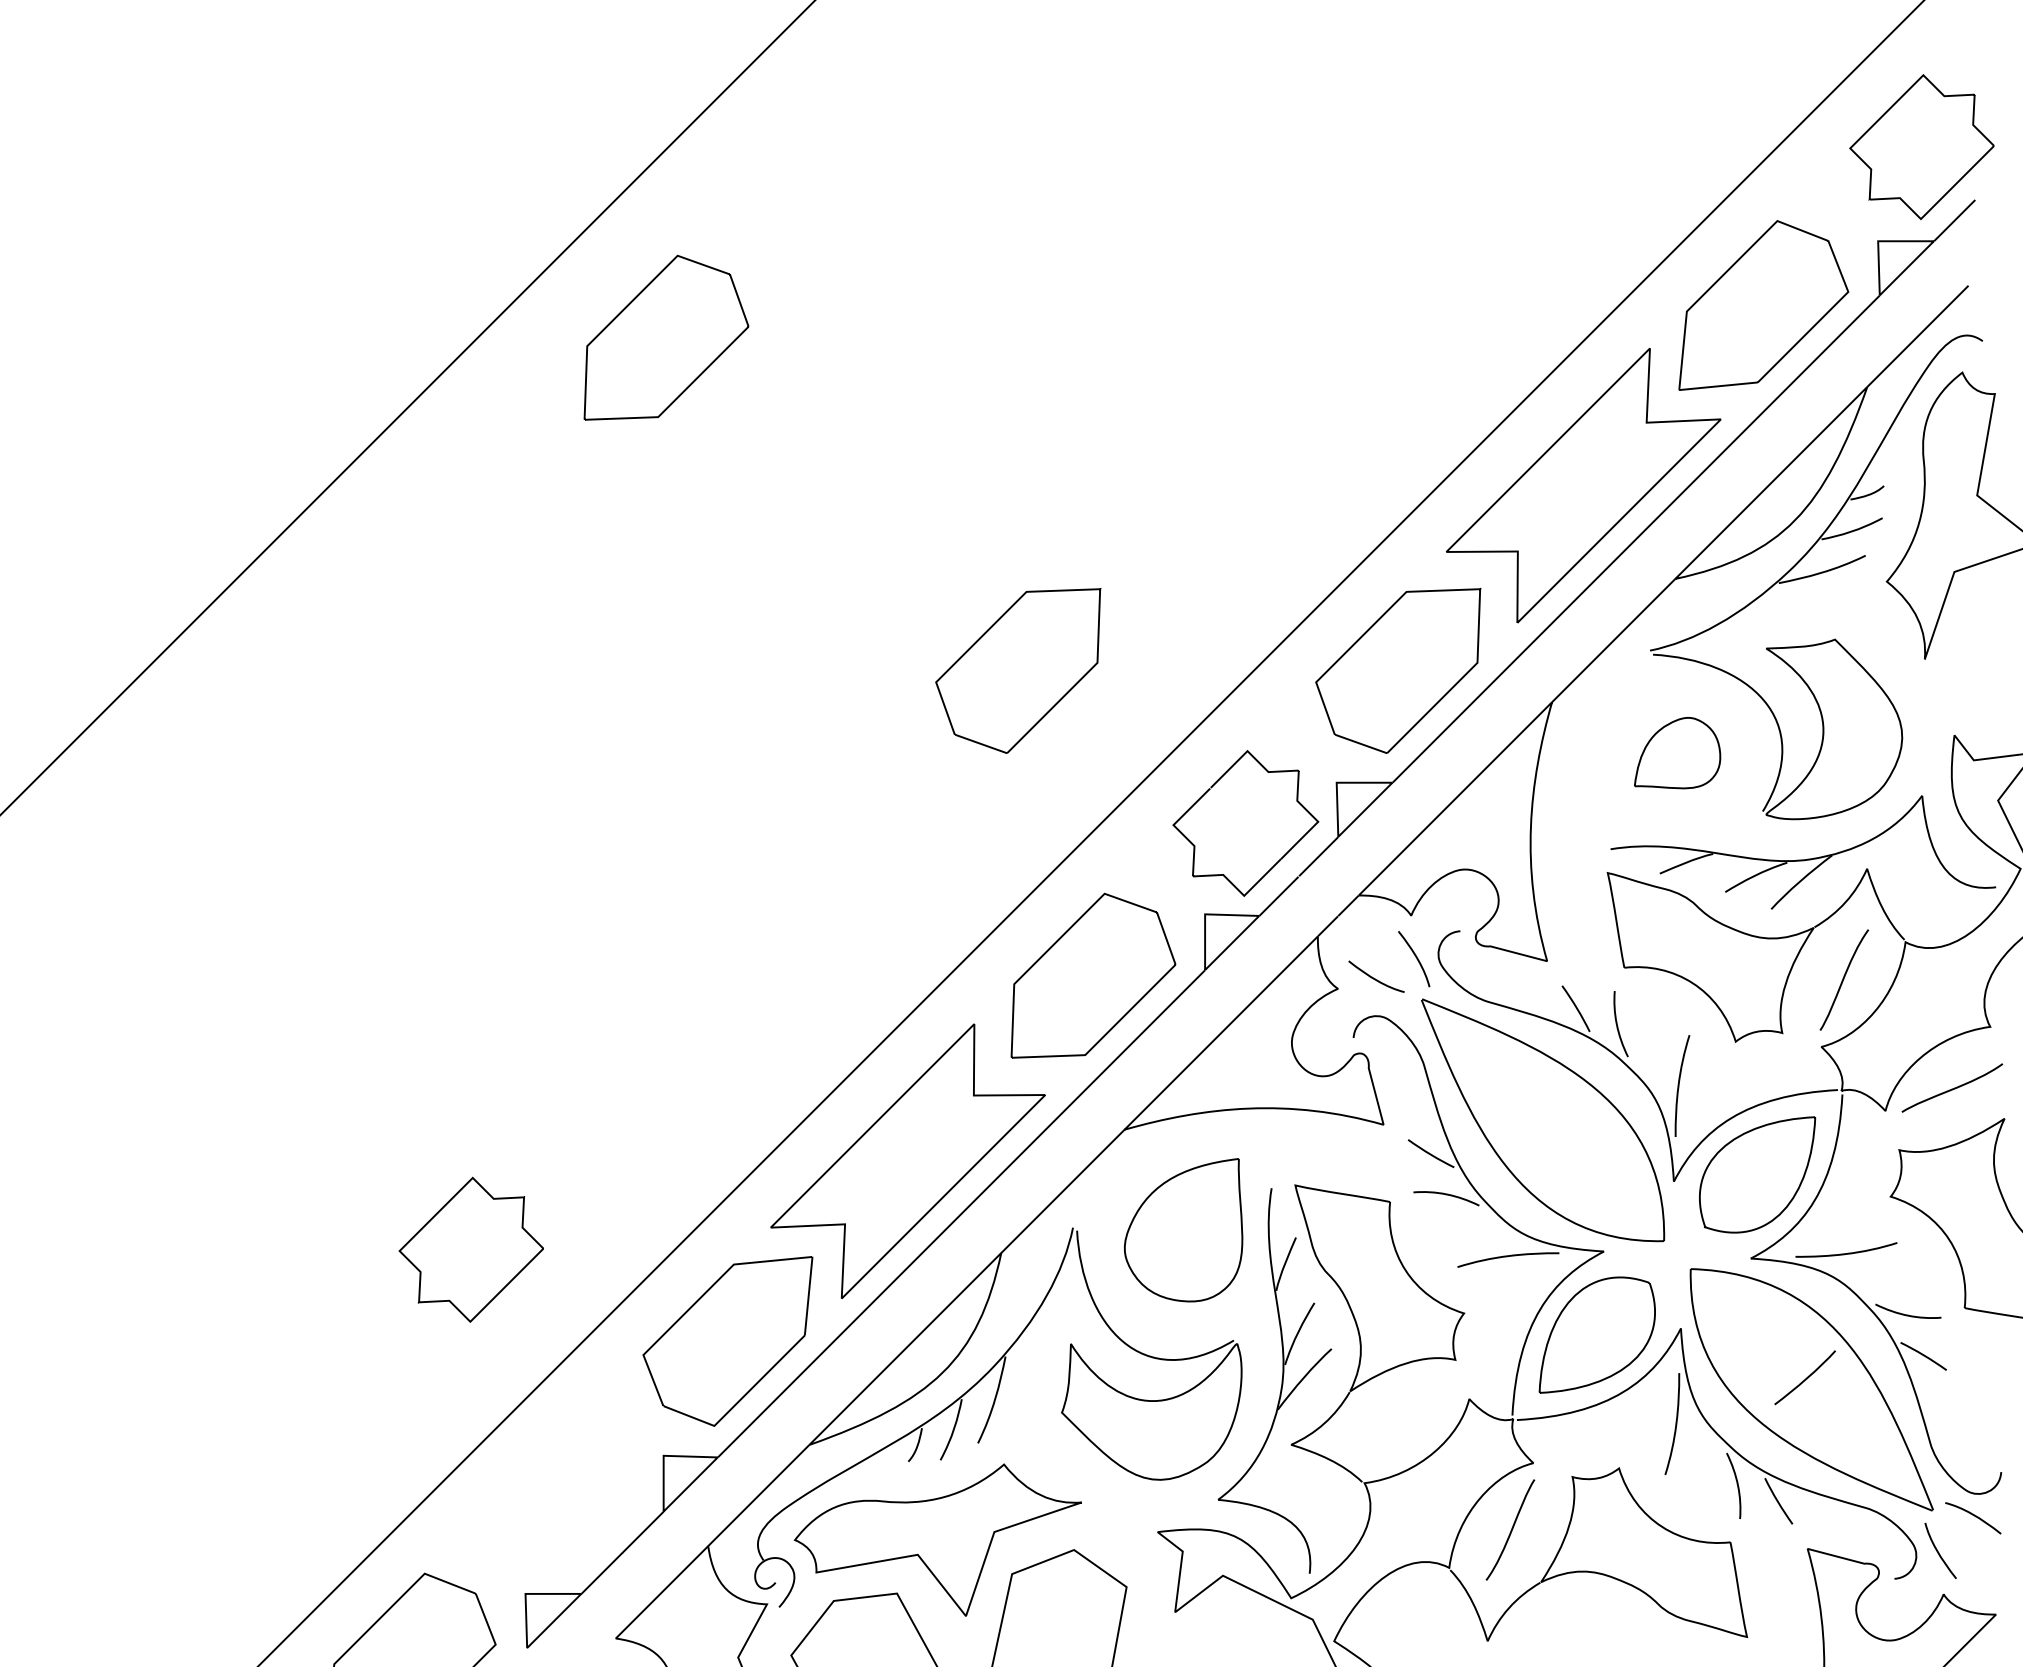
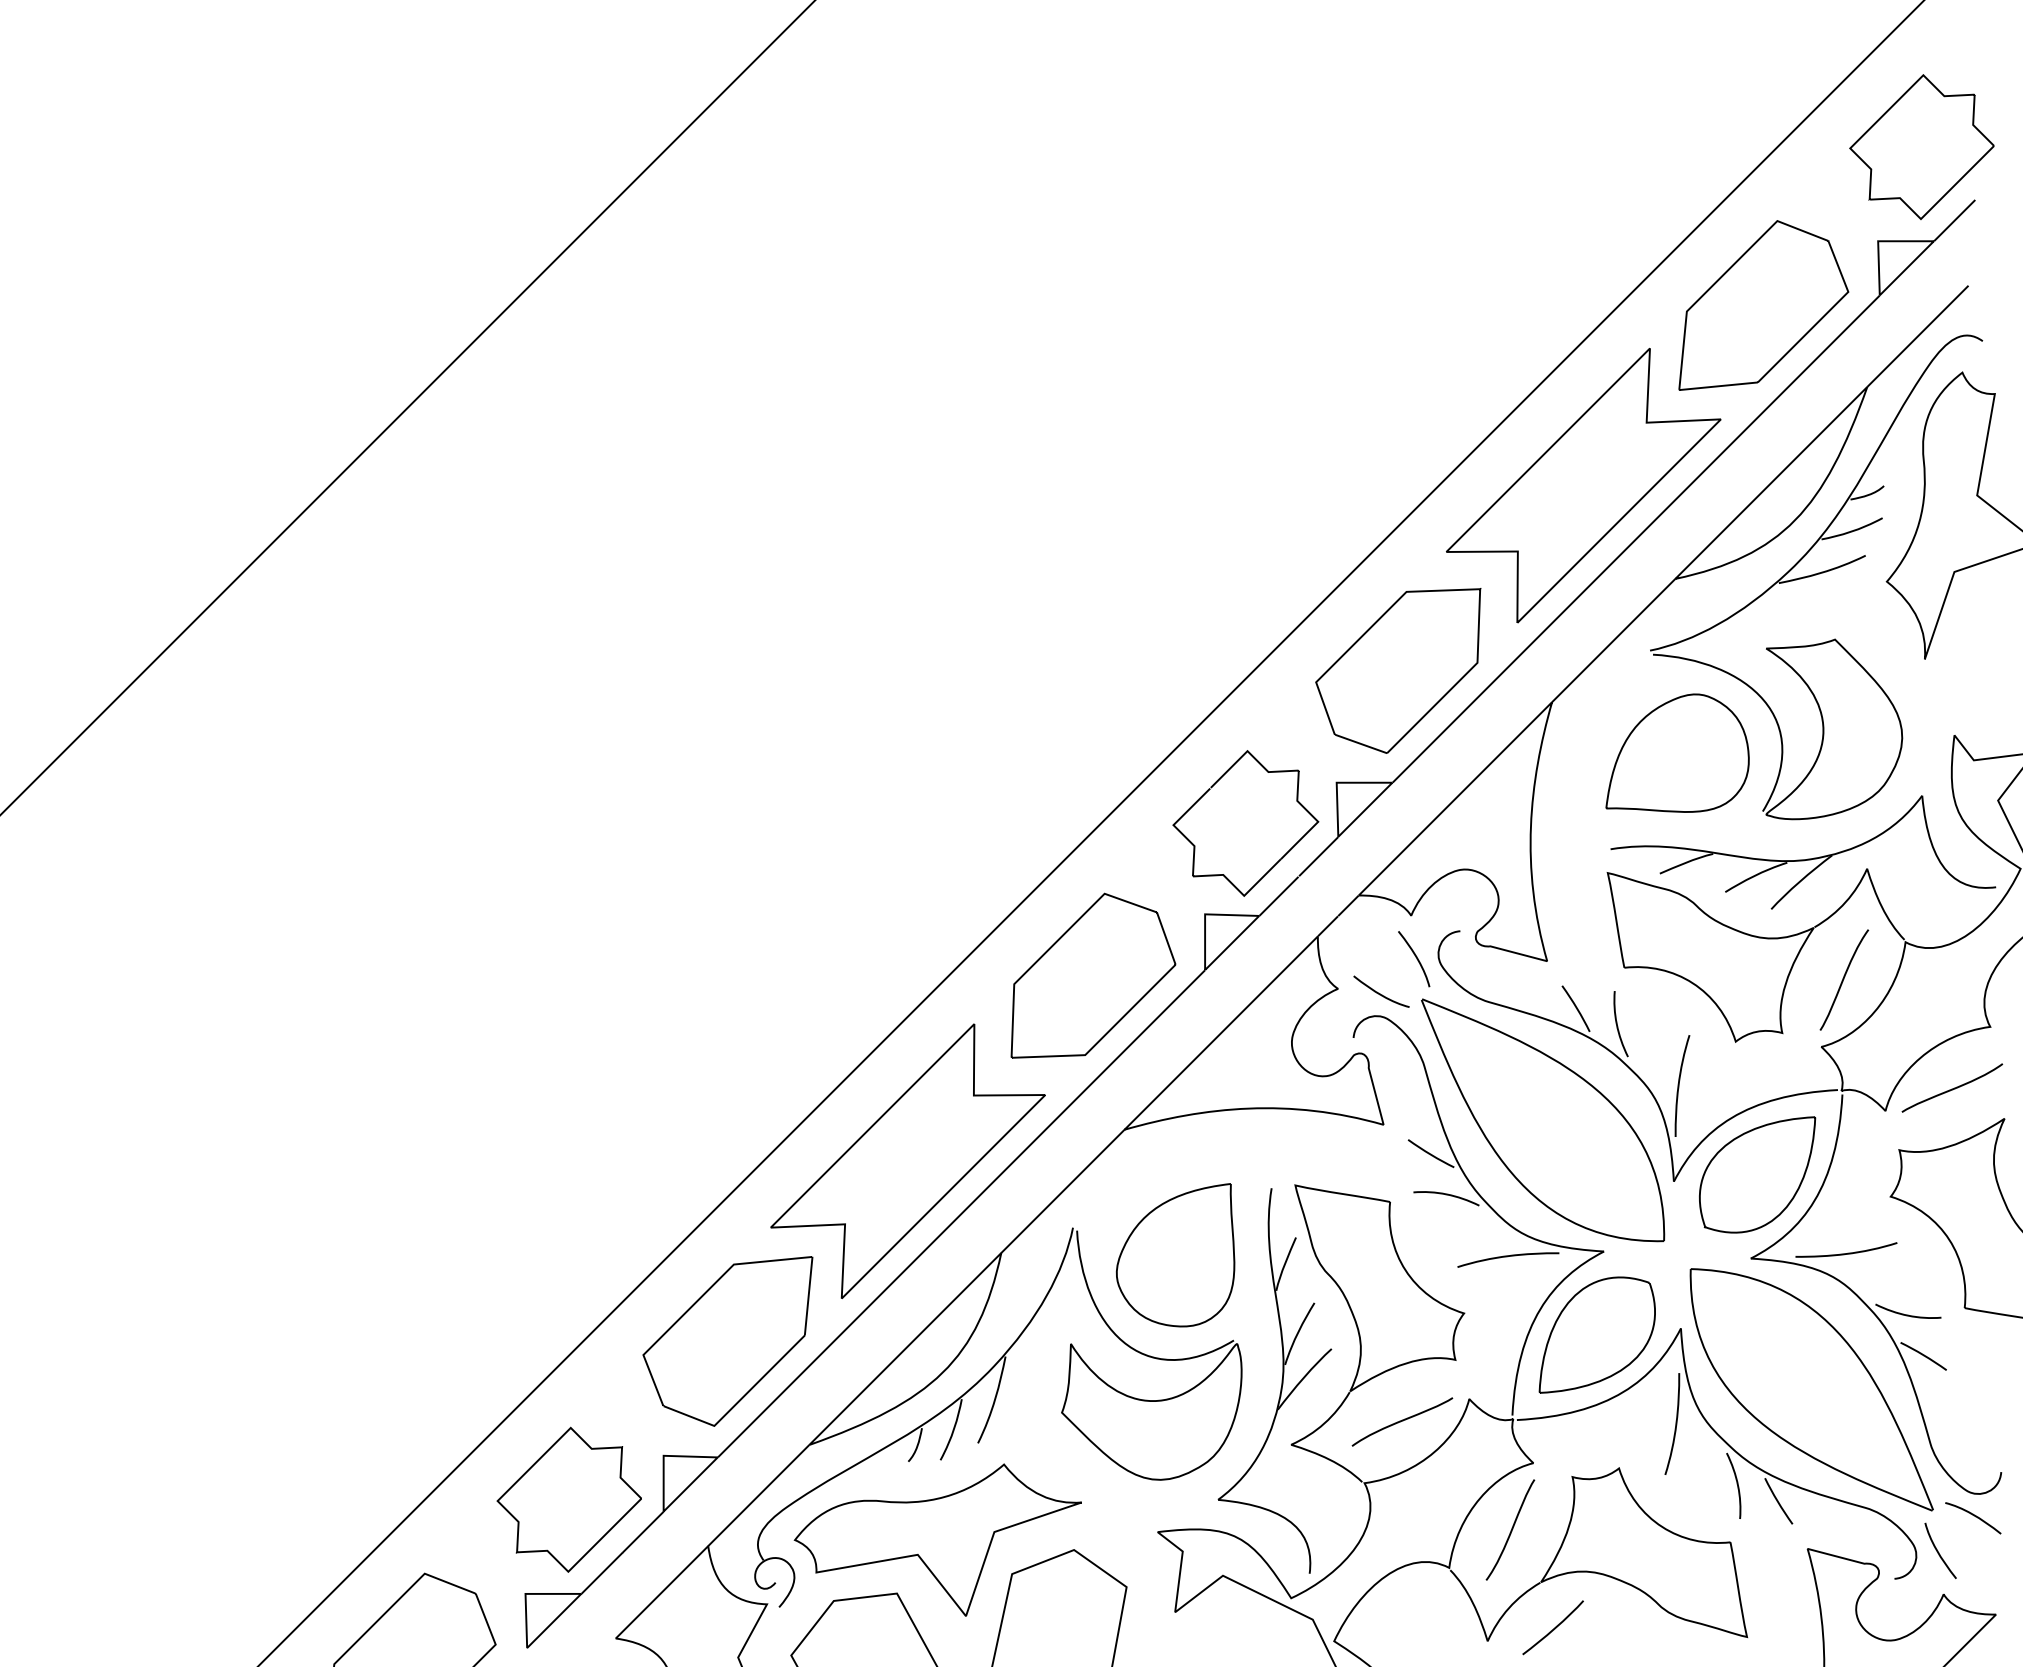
part: present -> none (666, 337)
part: present -> none (1018, 670)
part size: 88x73 px -> 145x120 px (1677, 752)
curve position: (1375, 978) -> (1380, 993) (1380, 993)
part position: (1183, 1230) -> (1175, 1255) (1175, 1255)
part position: (470, 1249) -> (568, 1499) (568, 1499)
curve position: (1805, 1378) -> (1553, 1628) (1553, 1628)
curve: none -> present (1402, 1421)
